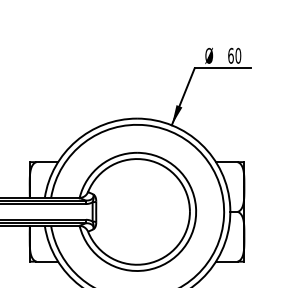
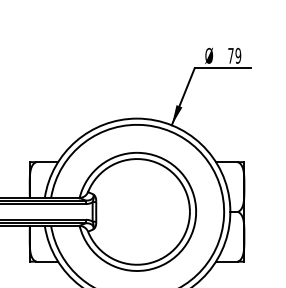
text: 60 -> 79 (234, 55)
